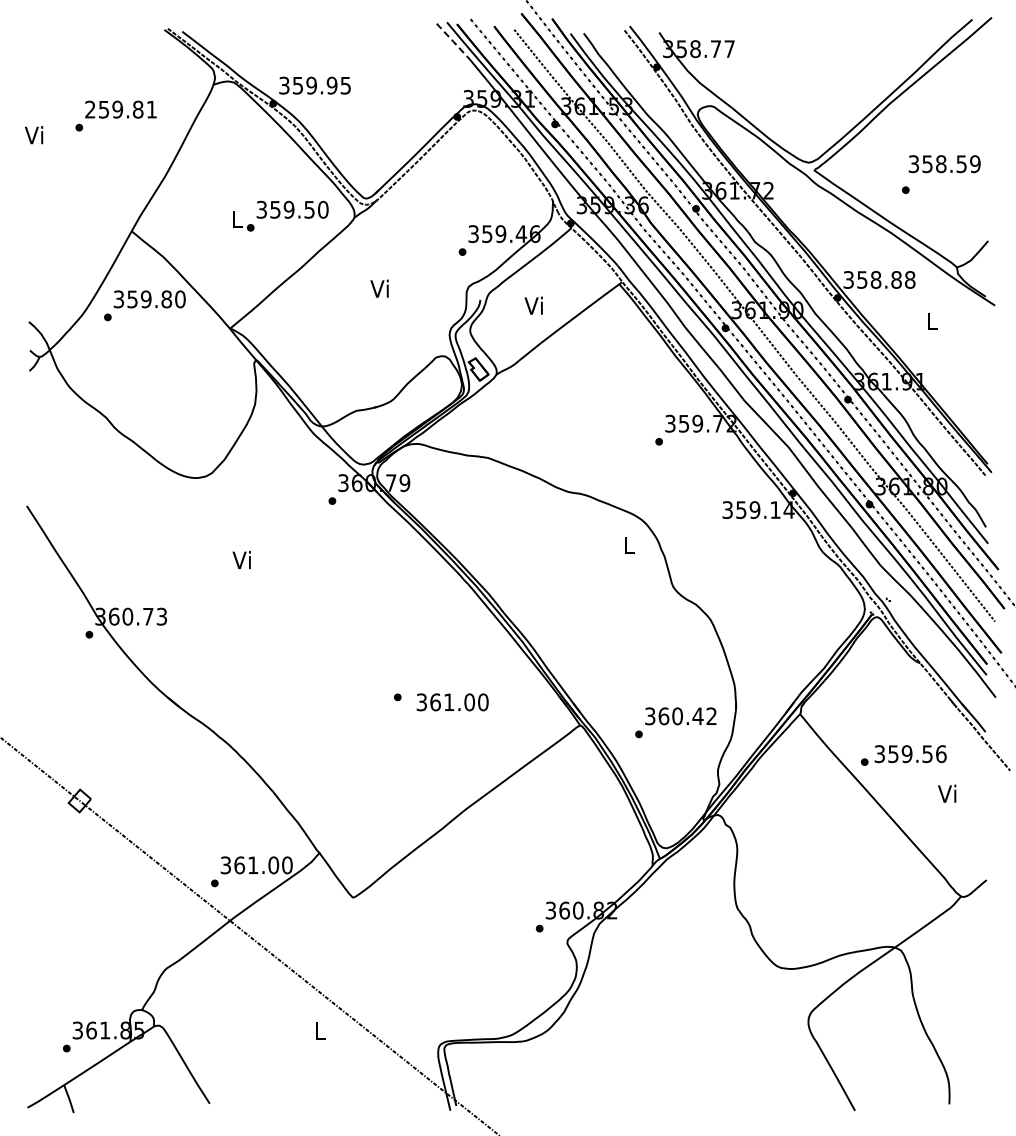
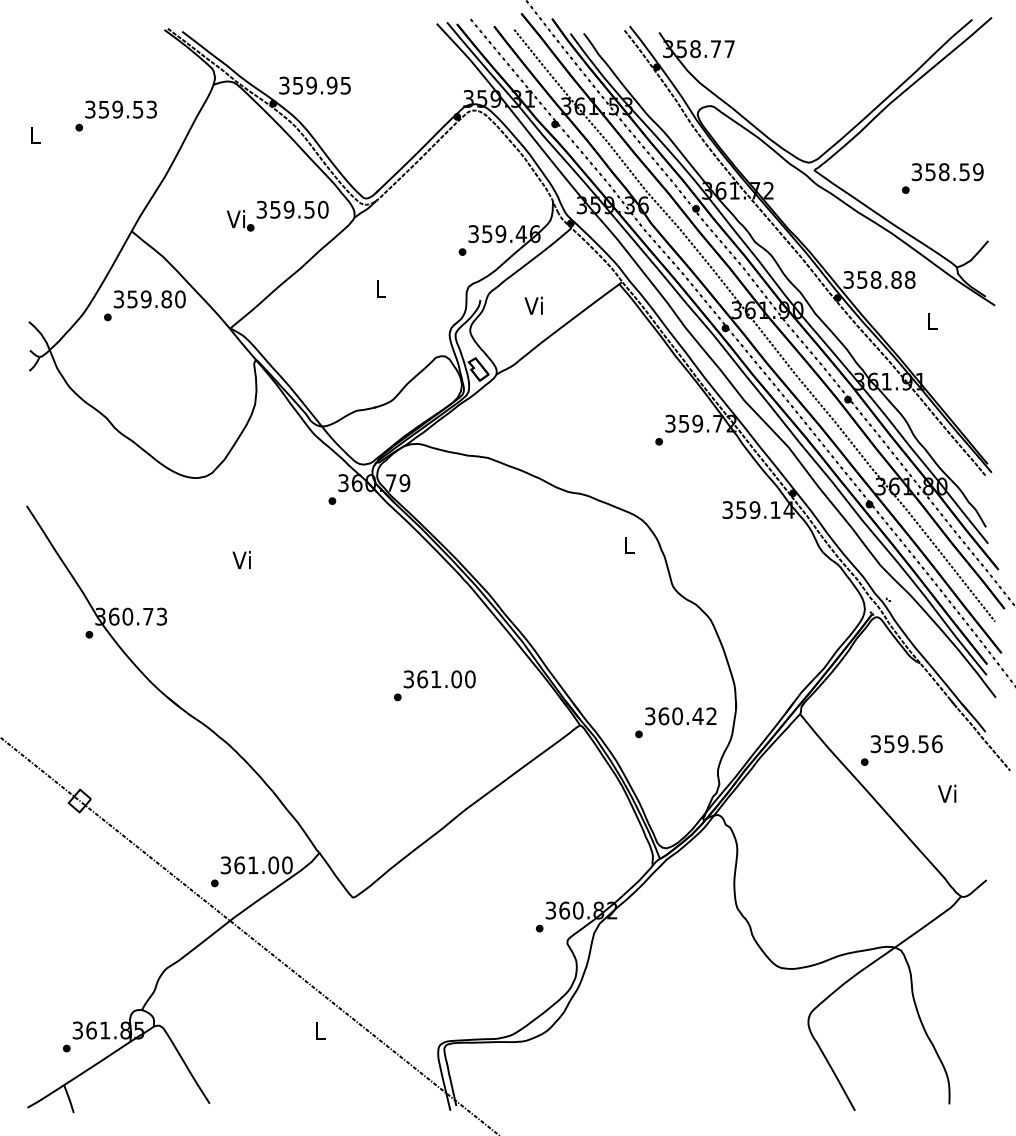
line: dashed -> solid (453, 41)
text: 259.81 -> 359.53 (120, 109)
text: Vi -> L (33, 135)
text position: (944, 164) -> (947, 172) (947, 172)
text: L -> Vi (235, 218)
text: Vi -> L (379, 288)
text position: (452, 702) -> (439, 679) (439, 679)
text position: (910, 754) -> (906, 744) (906, 744)
